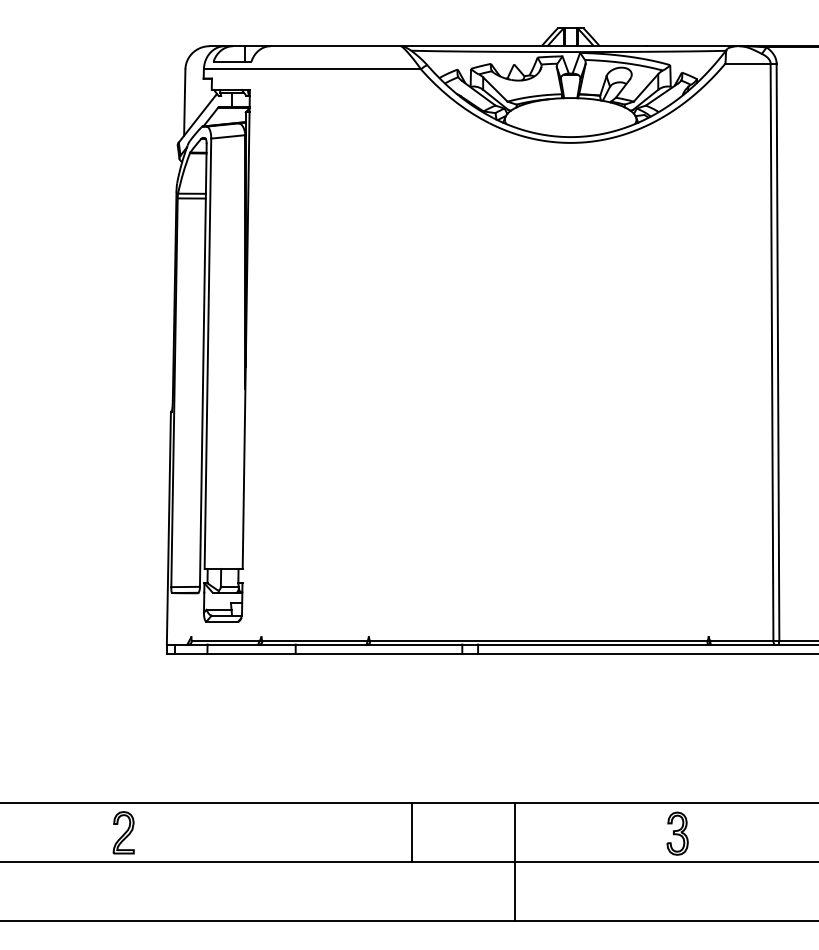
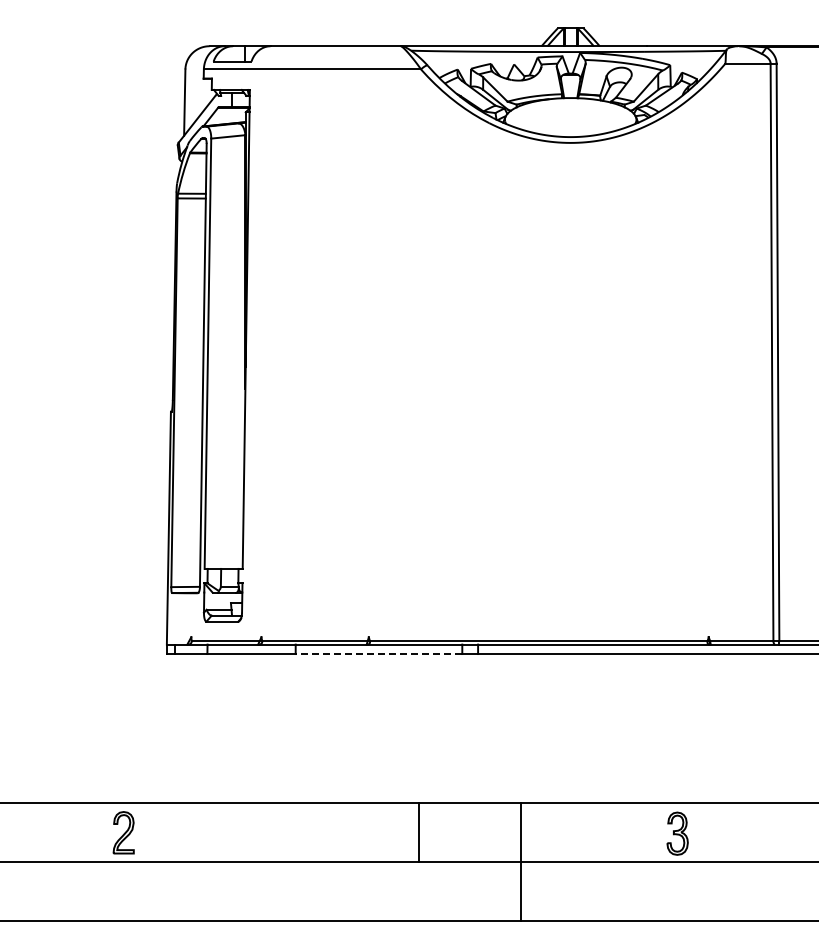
line: solid -> dashed (378, 654)
line position: (411, 832) -> (418, 832) (418, 832)
line position: (515, 862) -> (521, 862) (521, 862)
